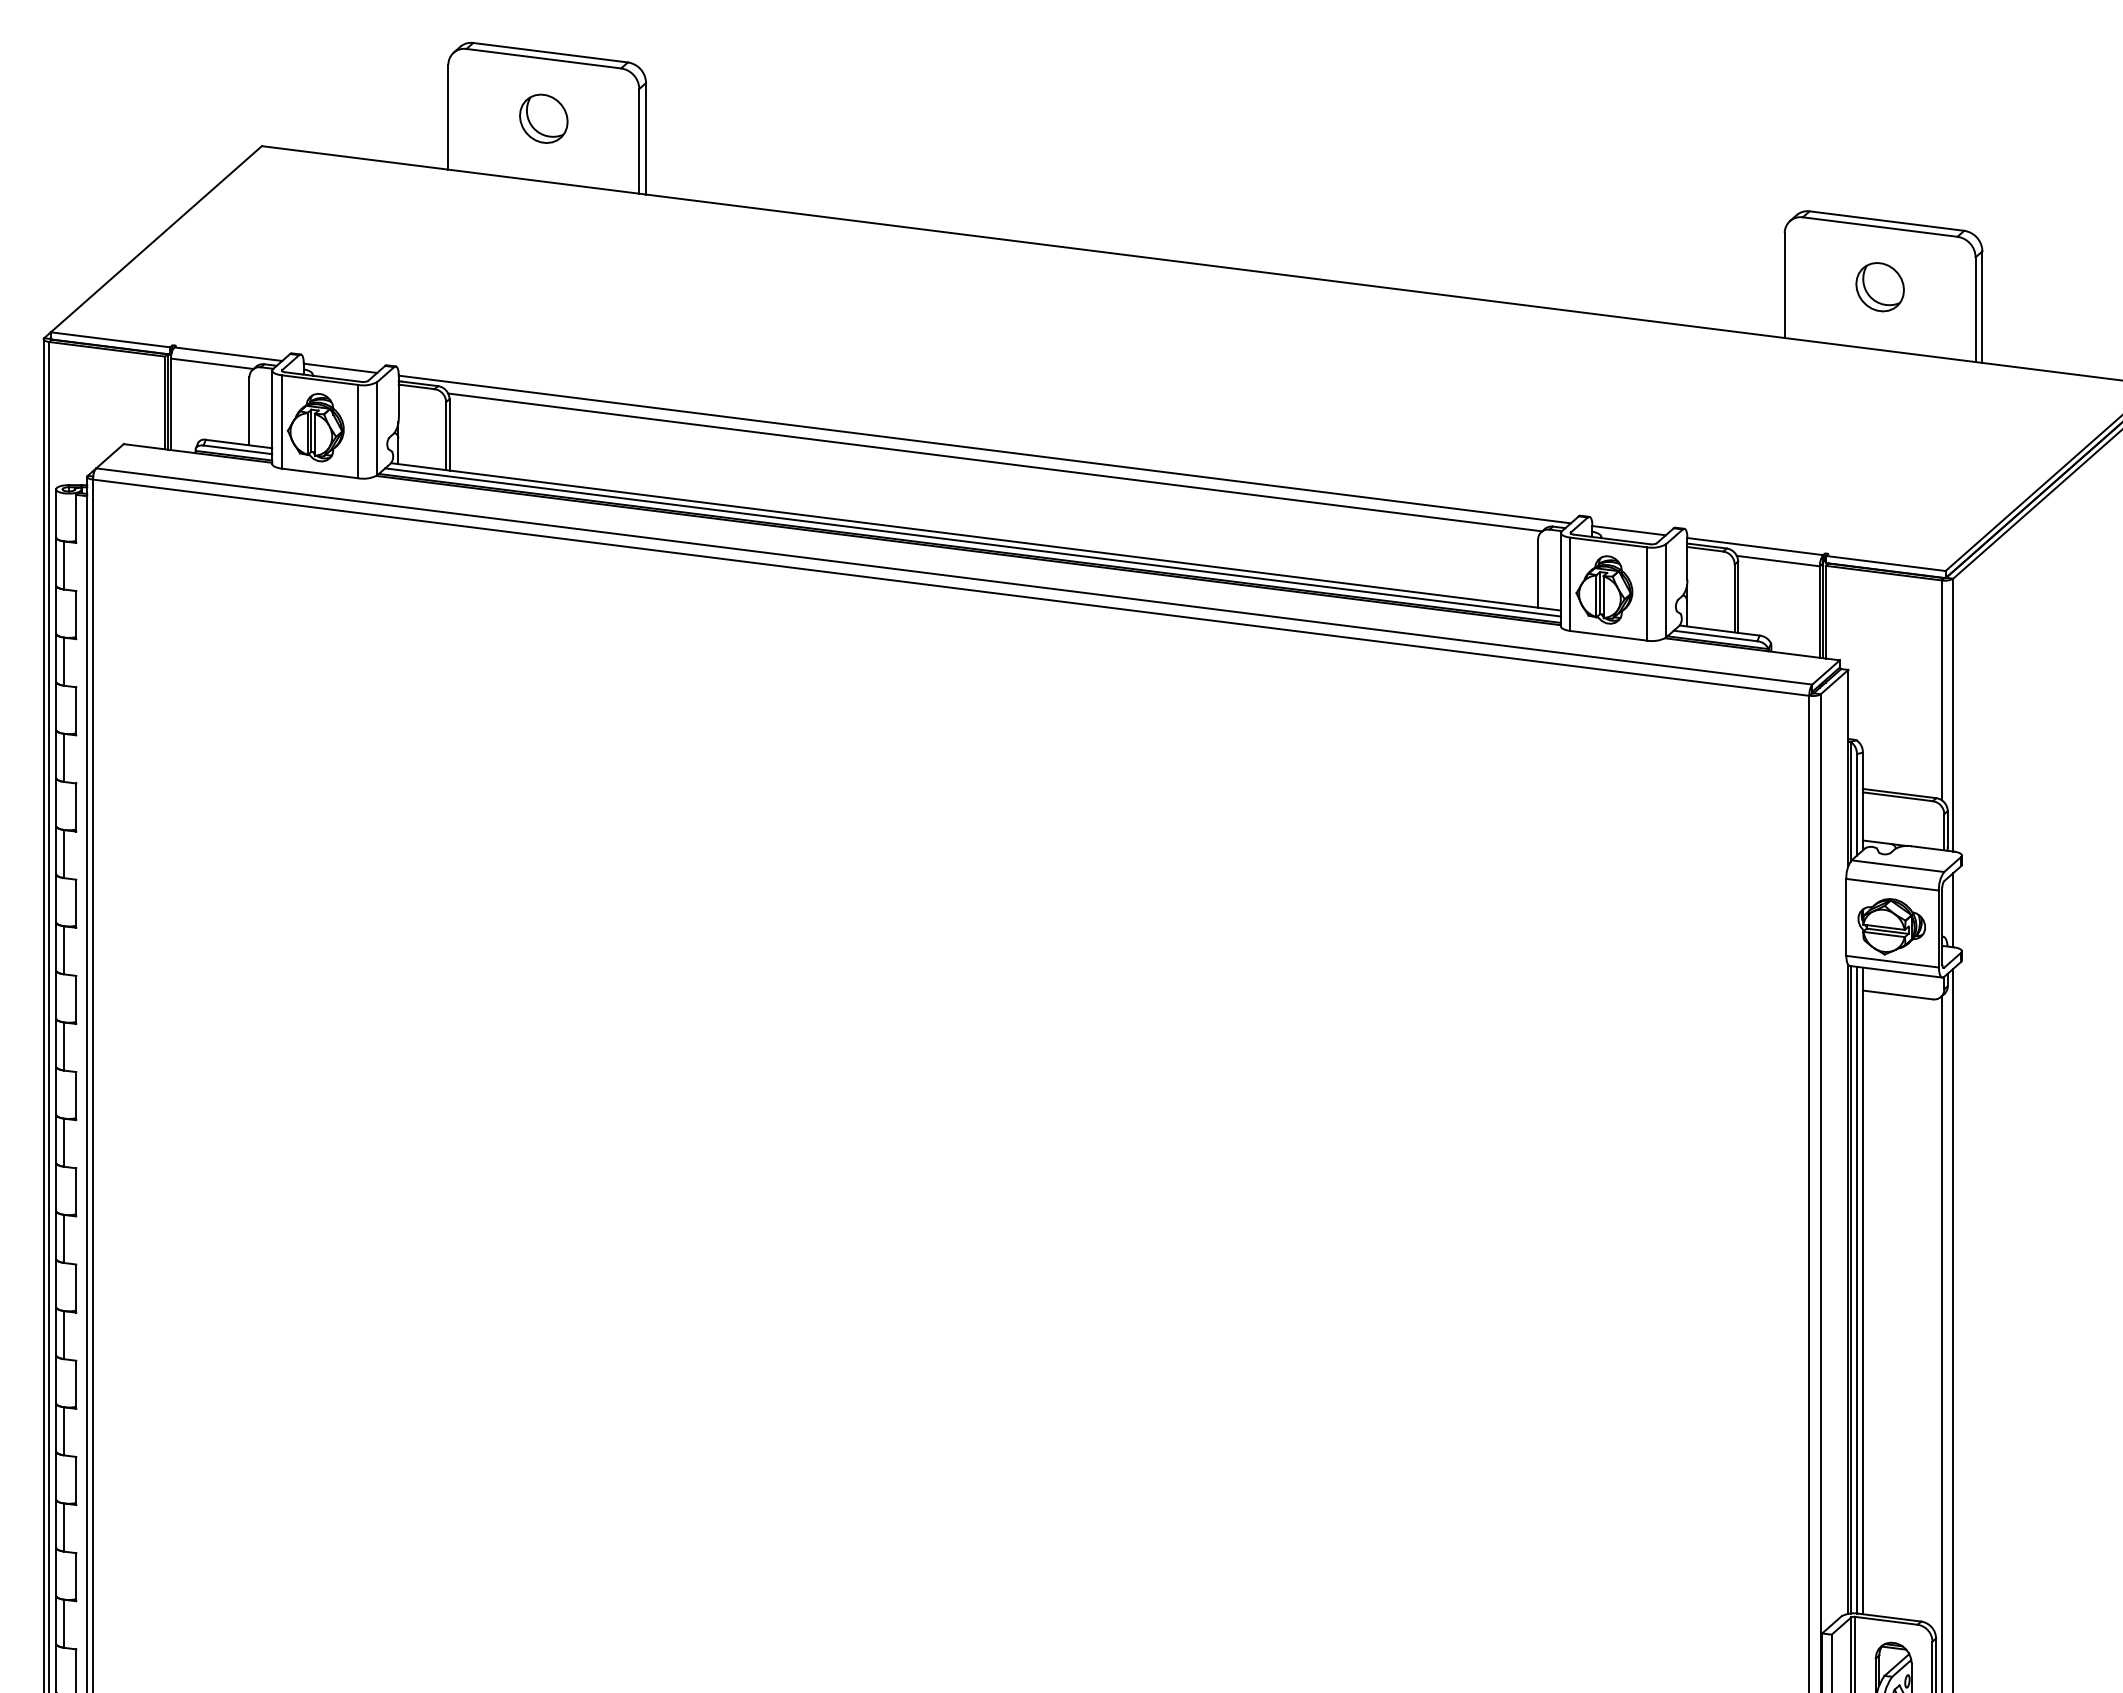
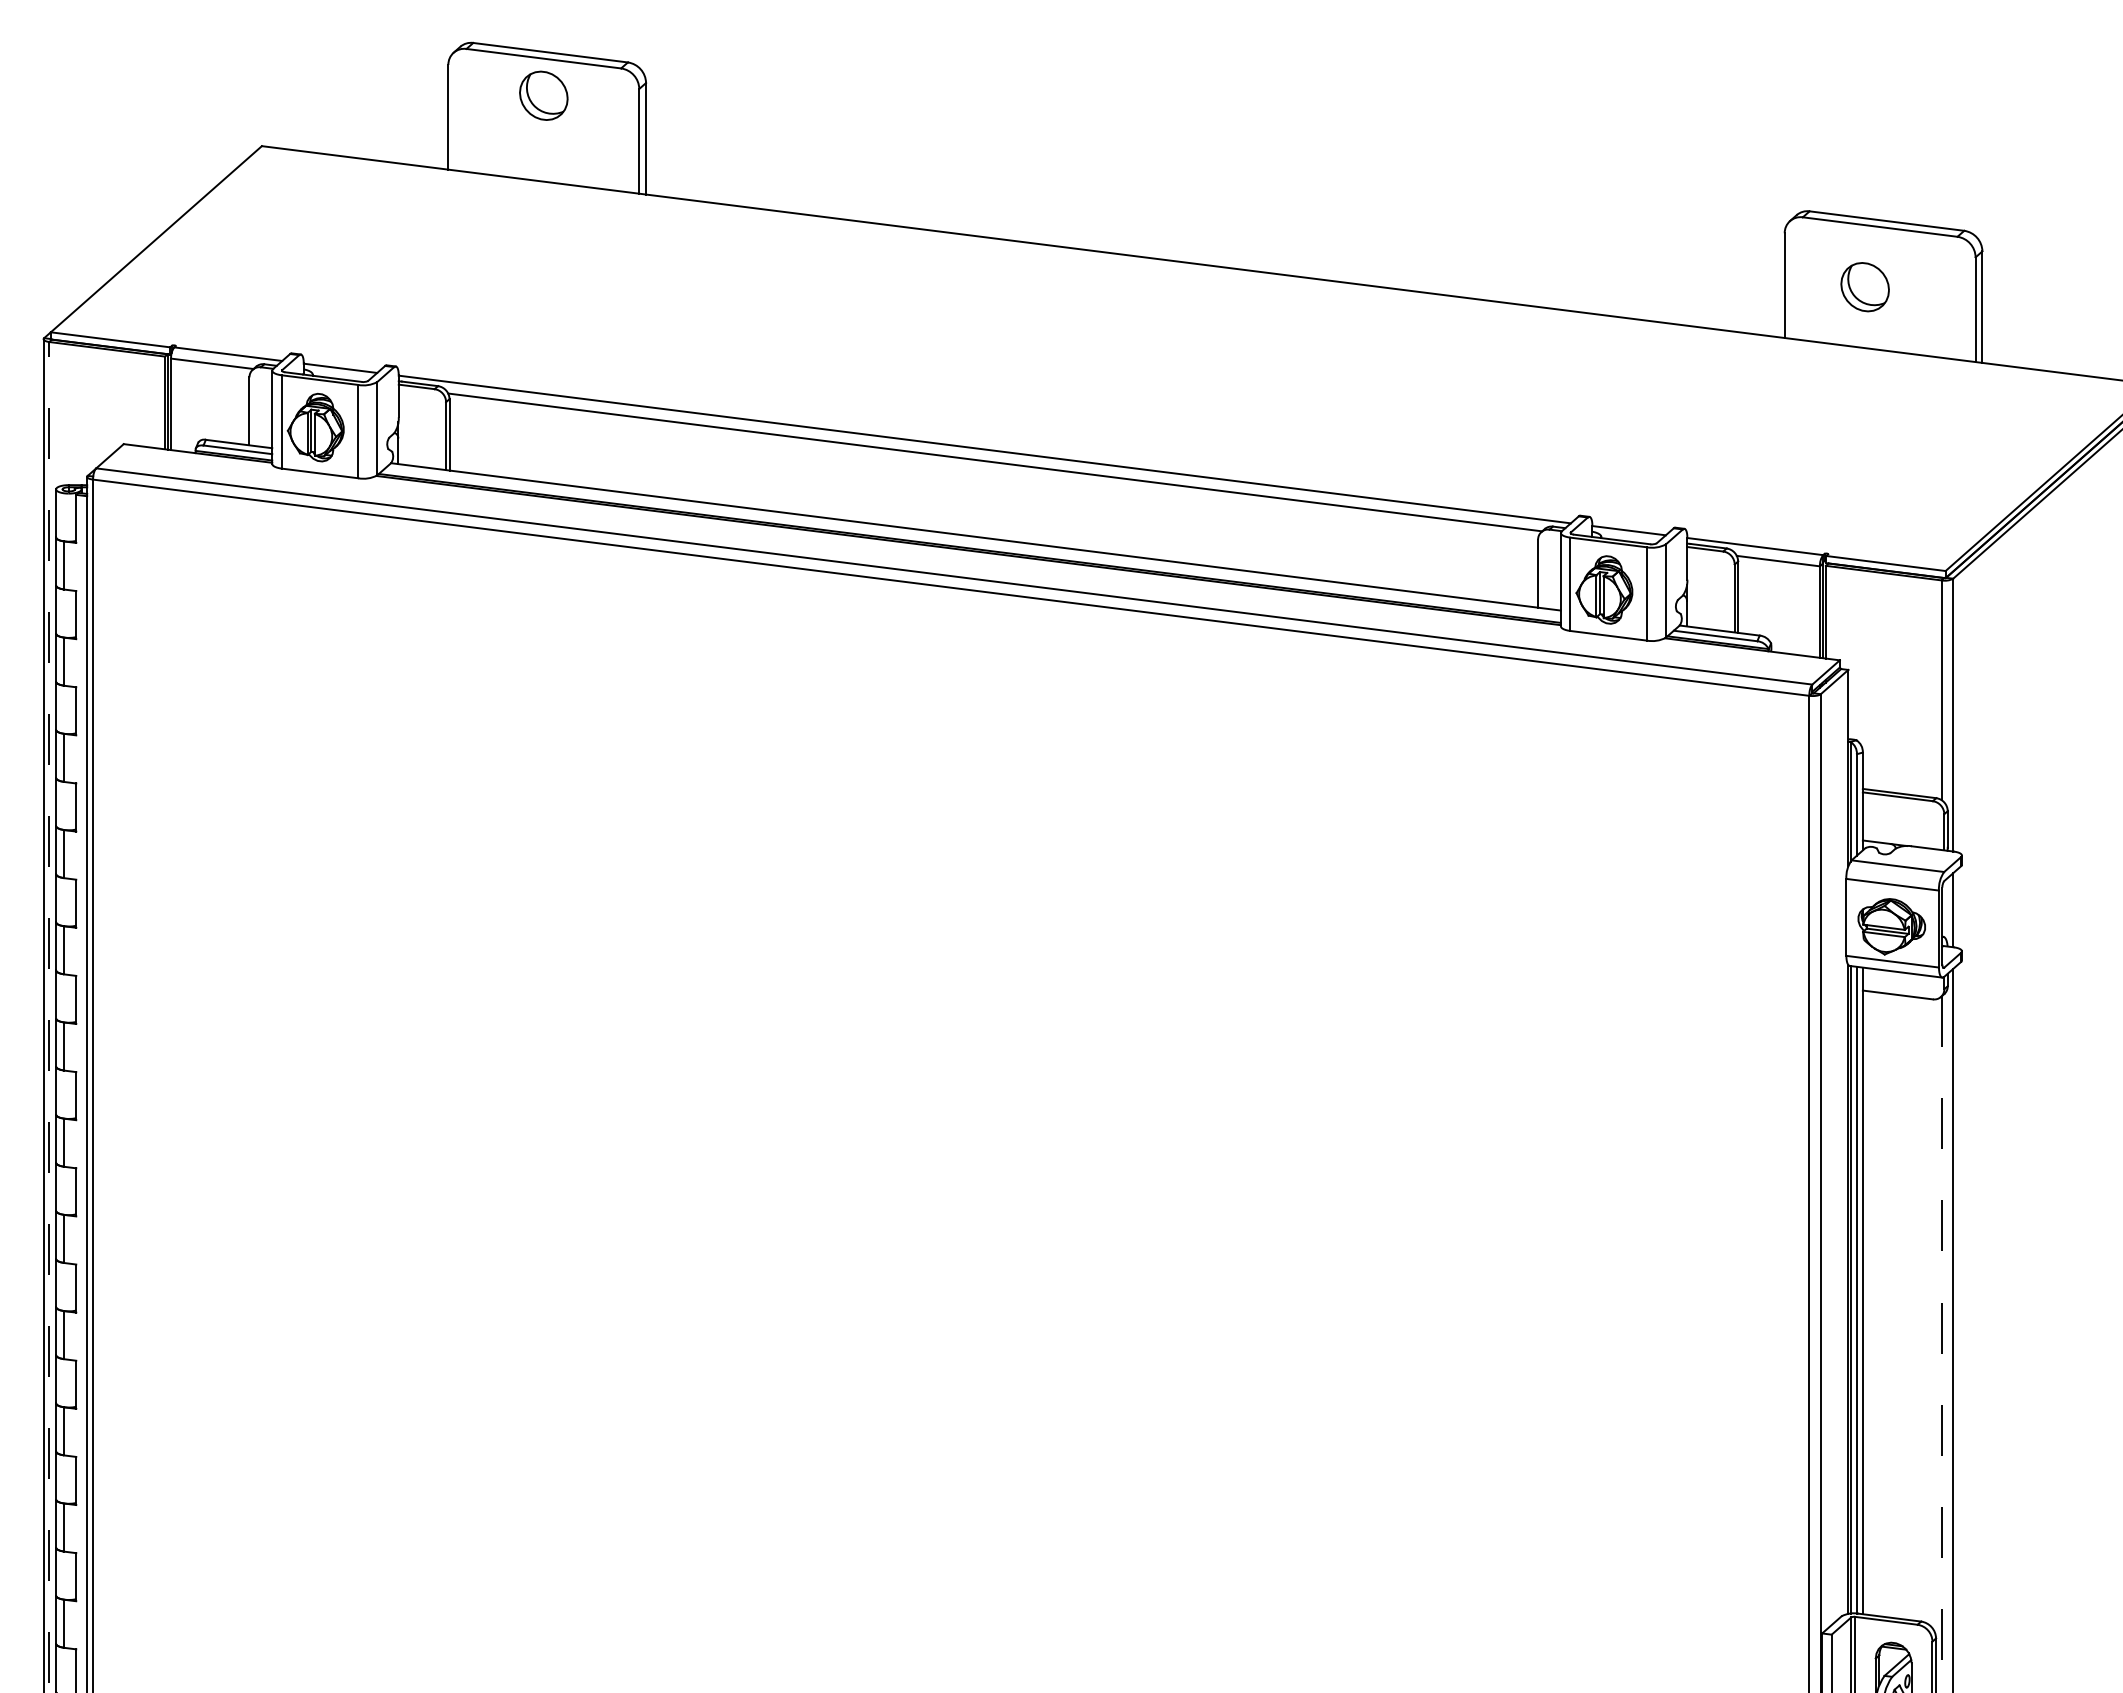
part position: (543, 118) -> (543, 95) (543, 95)
part position: (1879, 287) -> (1864, 287) (1864, 287)
line: present -> none (972, 542)
line: solid -> dashed (49, 1017)
line: solid -> dashed (1941, 1345)
